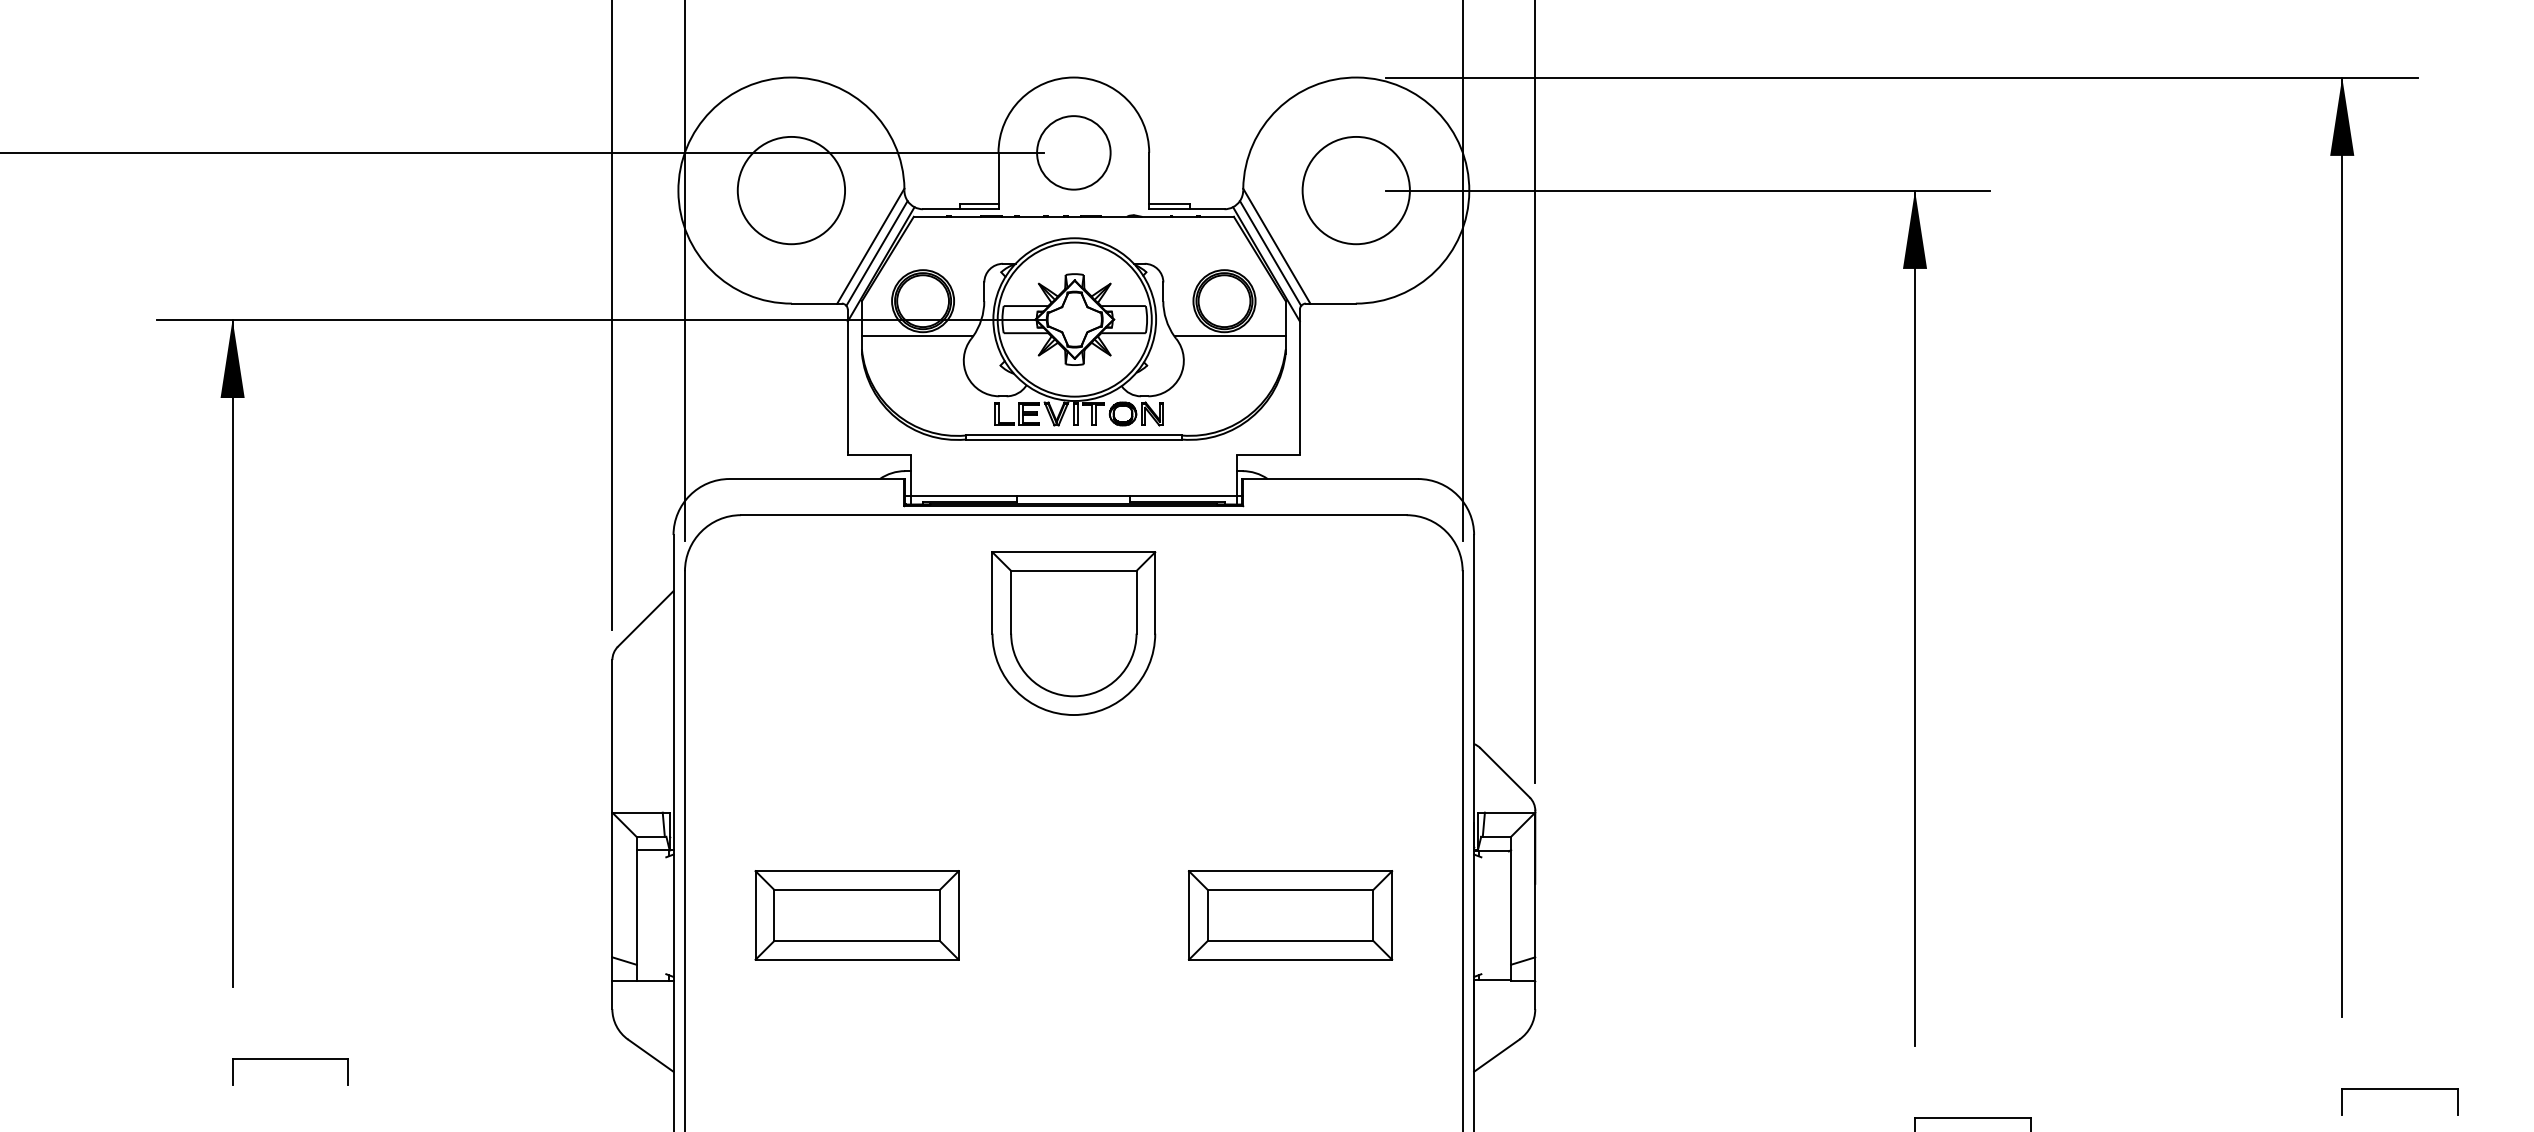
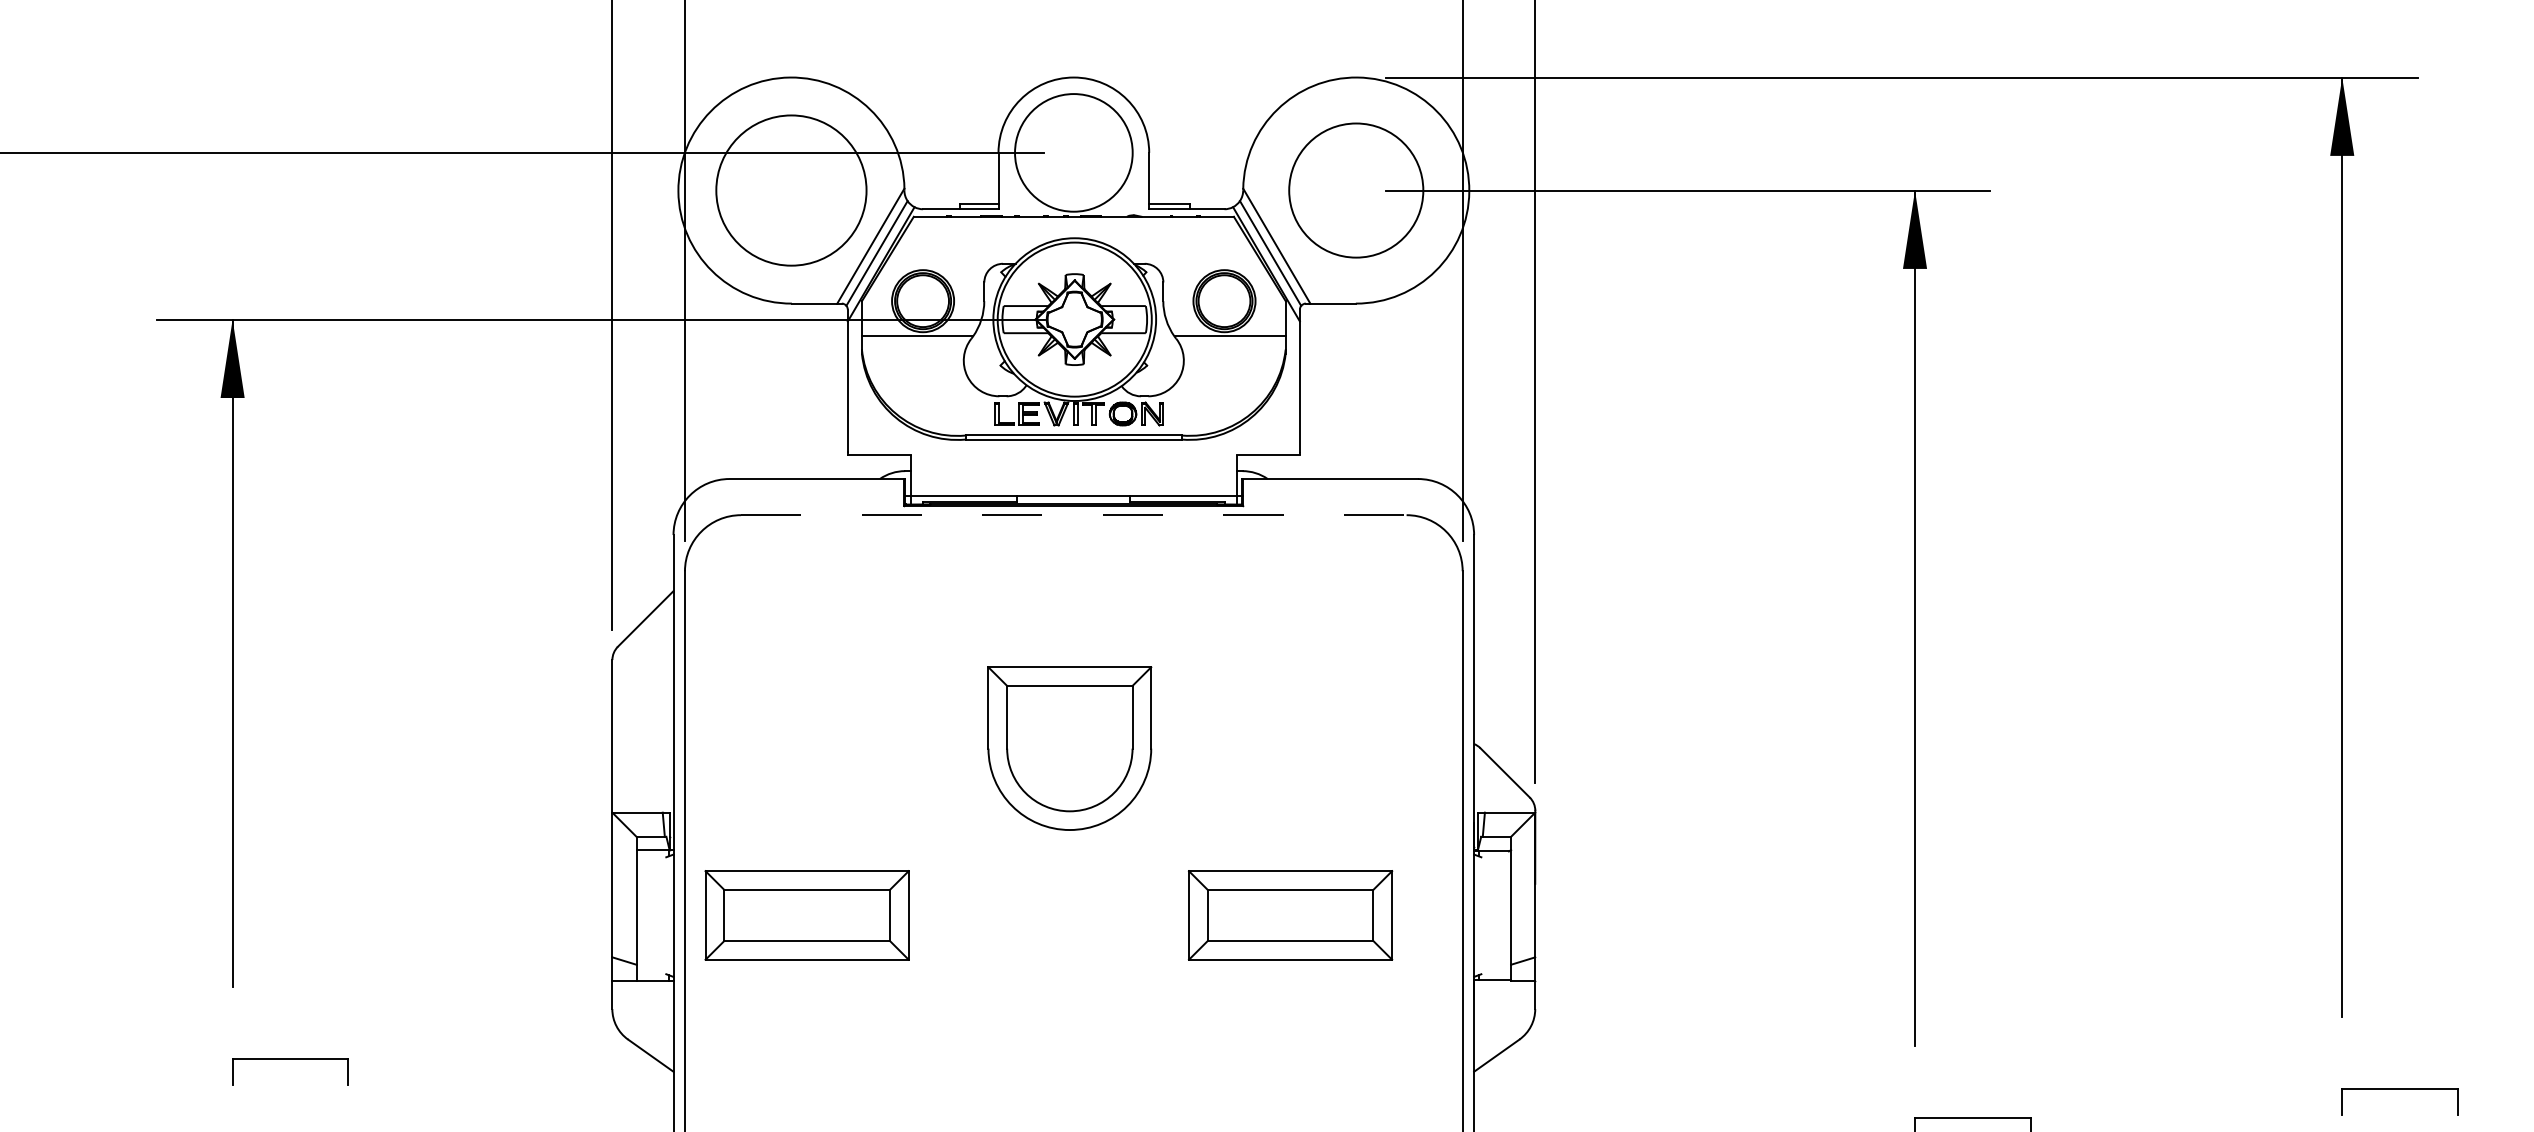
circle diameter: 74 px -> 118 px (1073, 152)
circle diameter: 107 px -> 150 px (791, 190)
circle diameter: 107 px -> 134 px (1356, 190)
line: solid -> dashed (1073, 515)
part position: (1073, 633) -> (1069, 748) (1069, 748)
part position: (856, 915) -> (806, 915) (806, 915)
